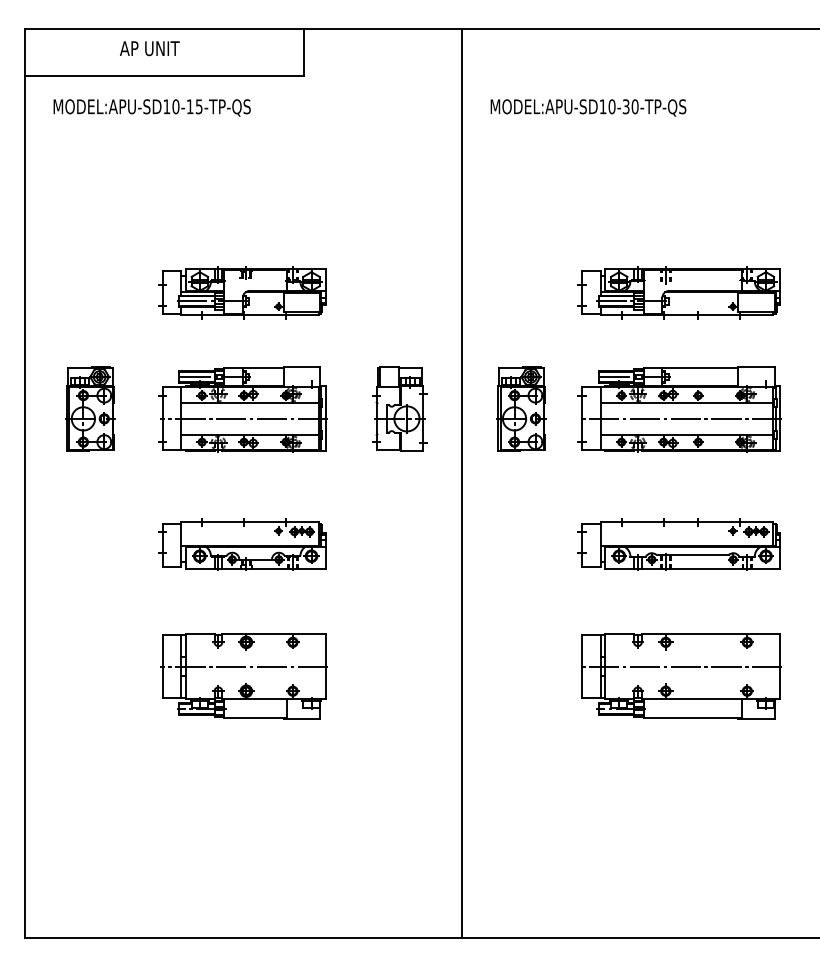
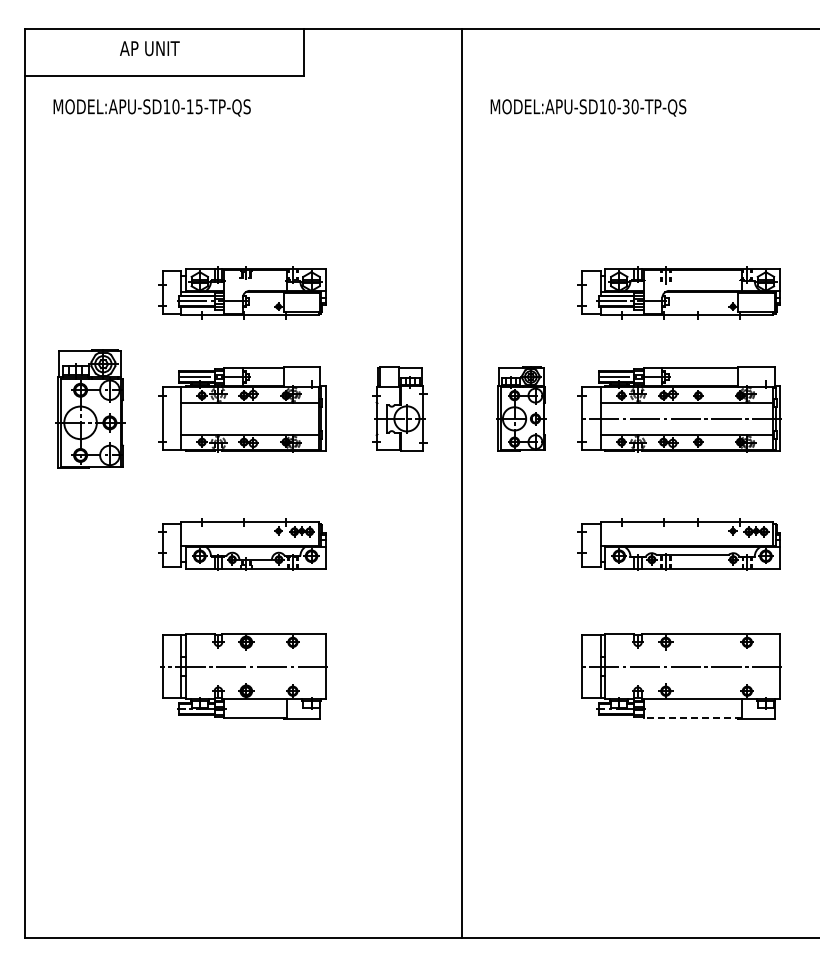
part size: 51x86 px -> 71x120 px (90, 408)
line: present -> none (243, 418)
line: solid -> dashed (692, 718)
